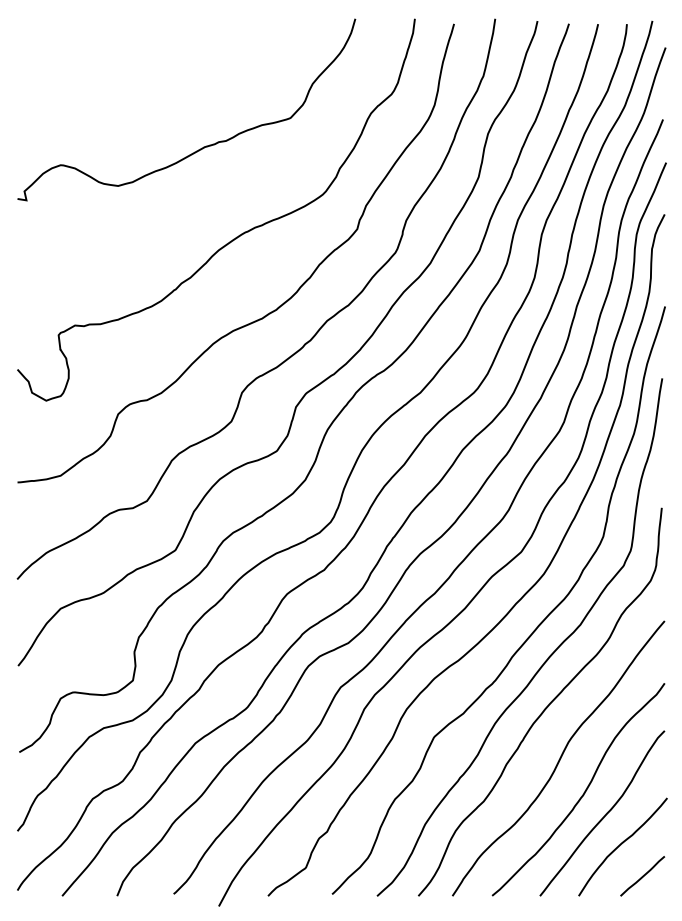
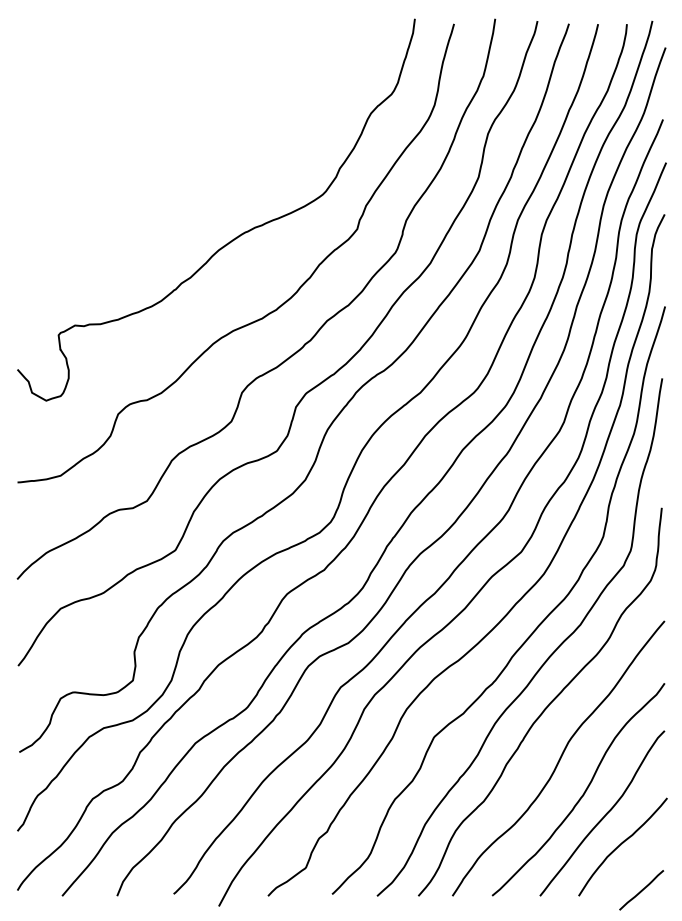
curve: present -> none (203, 146)
line position: (642, 876) -> (641, 890) (641, 890)
